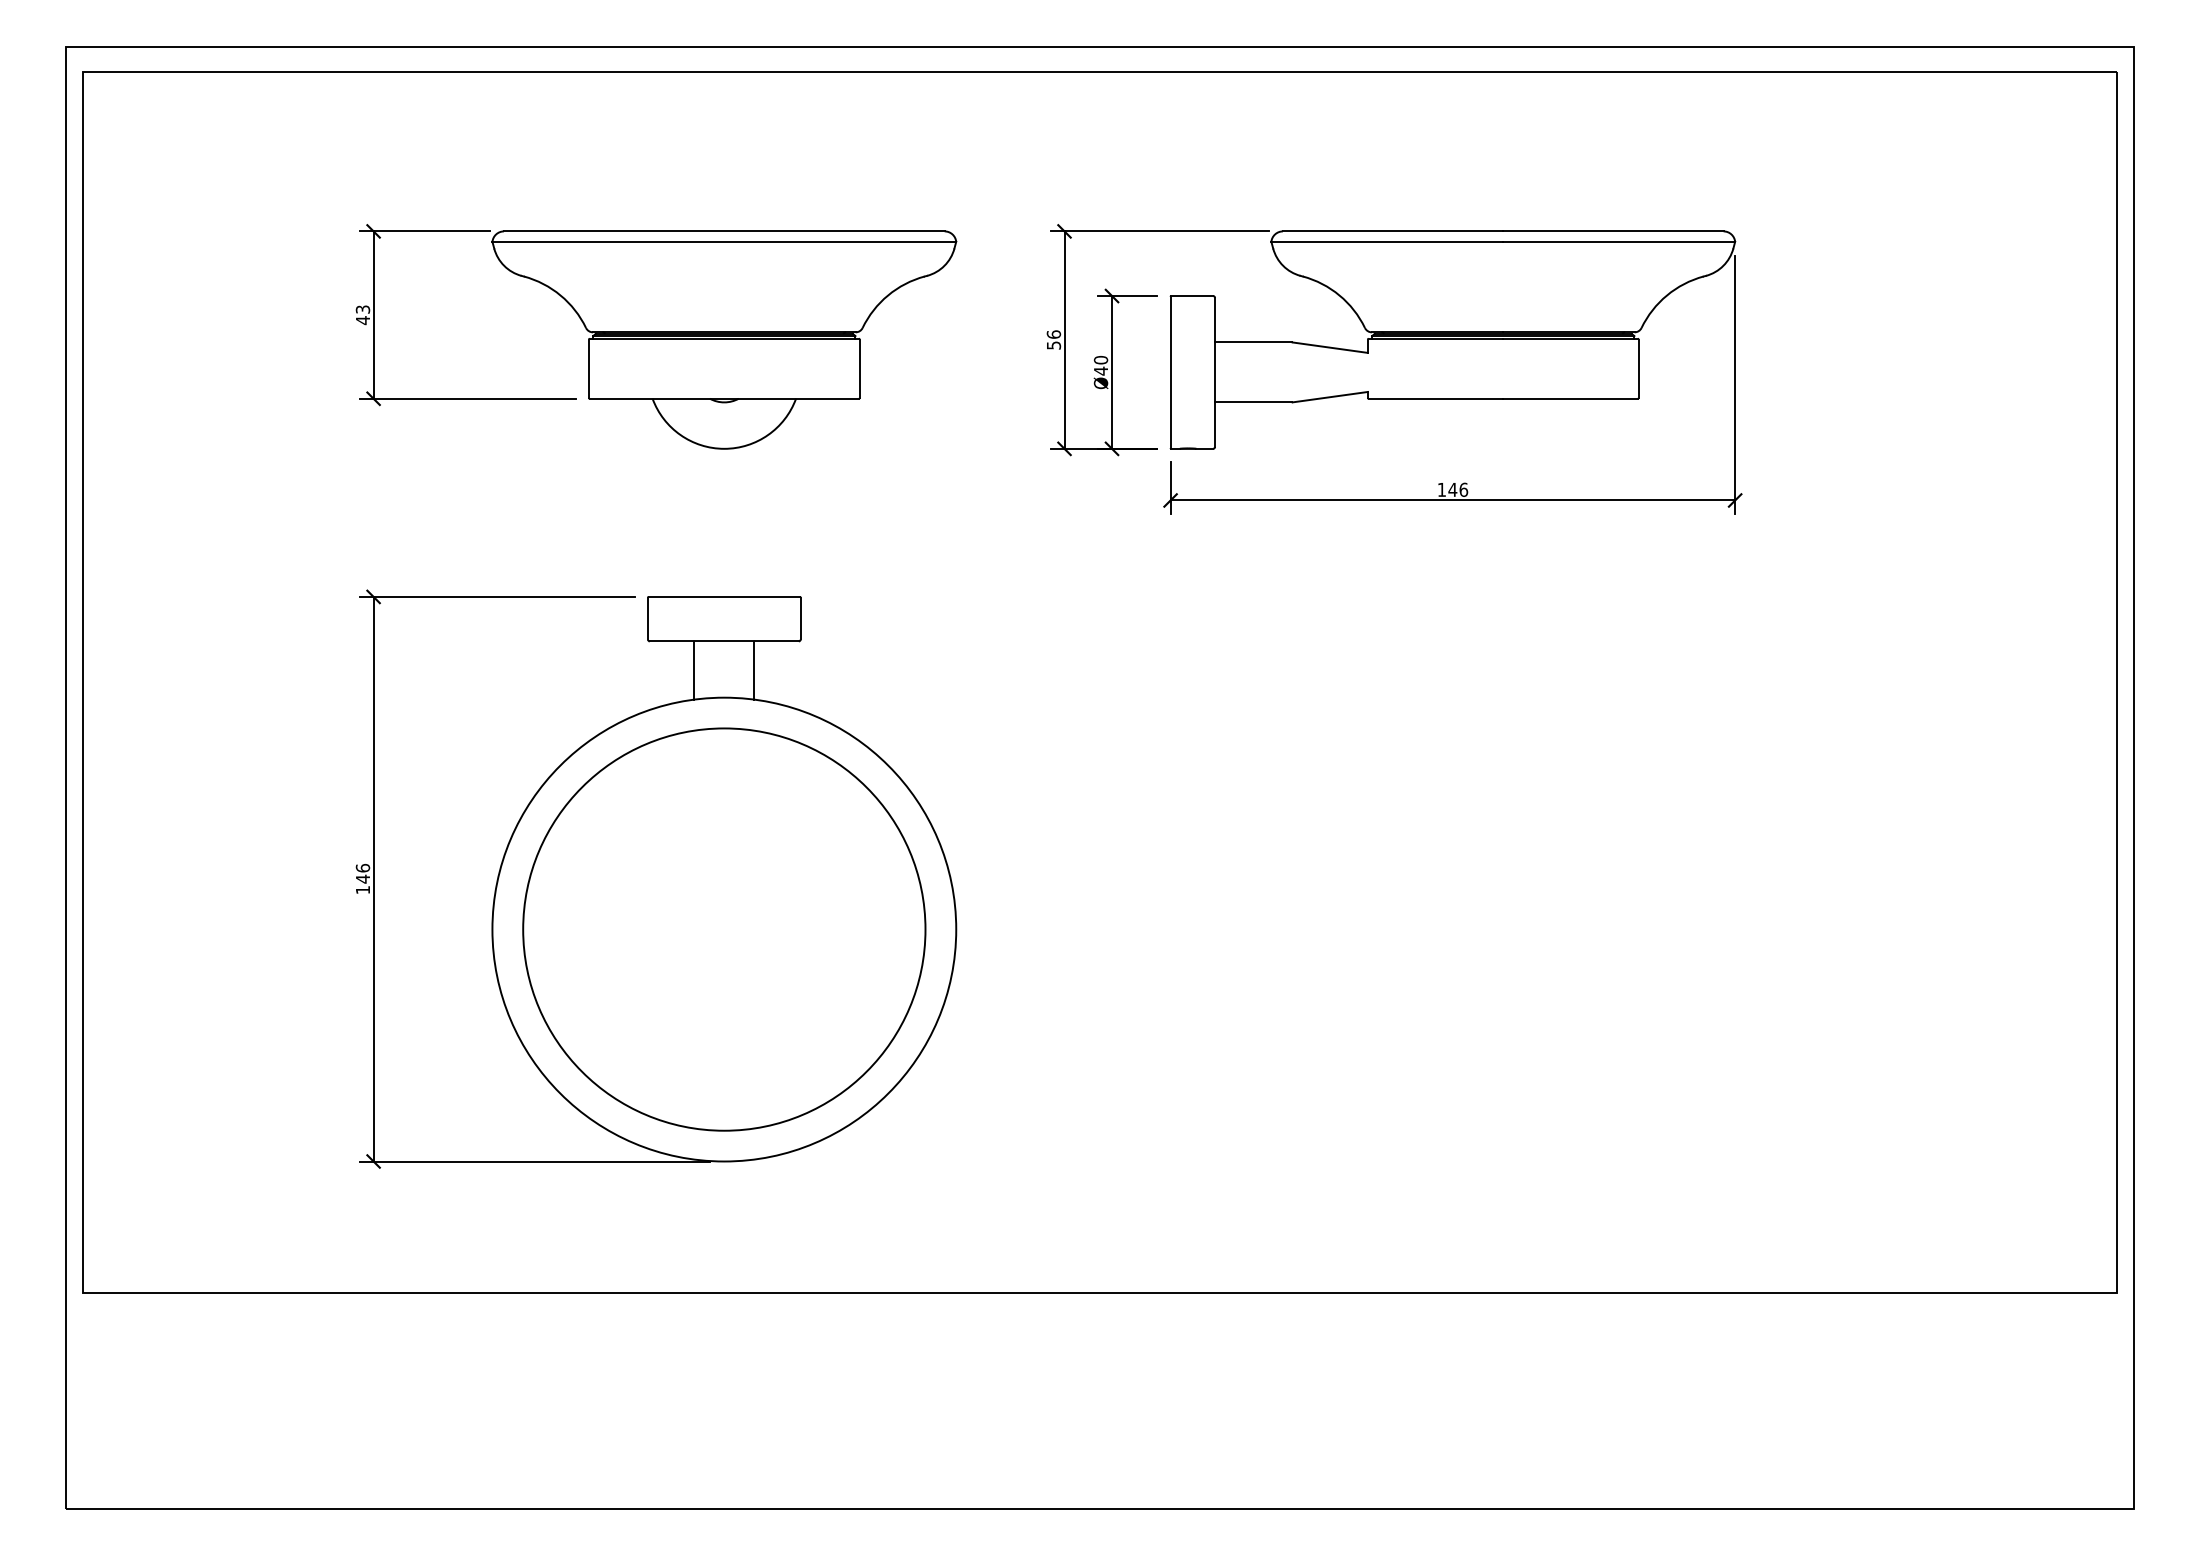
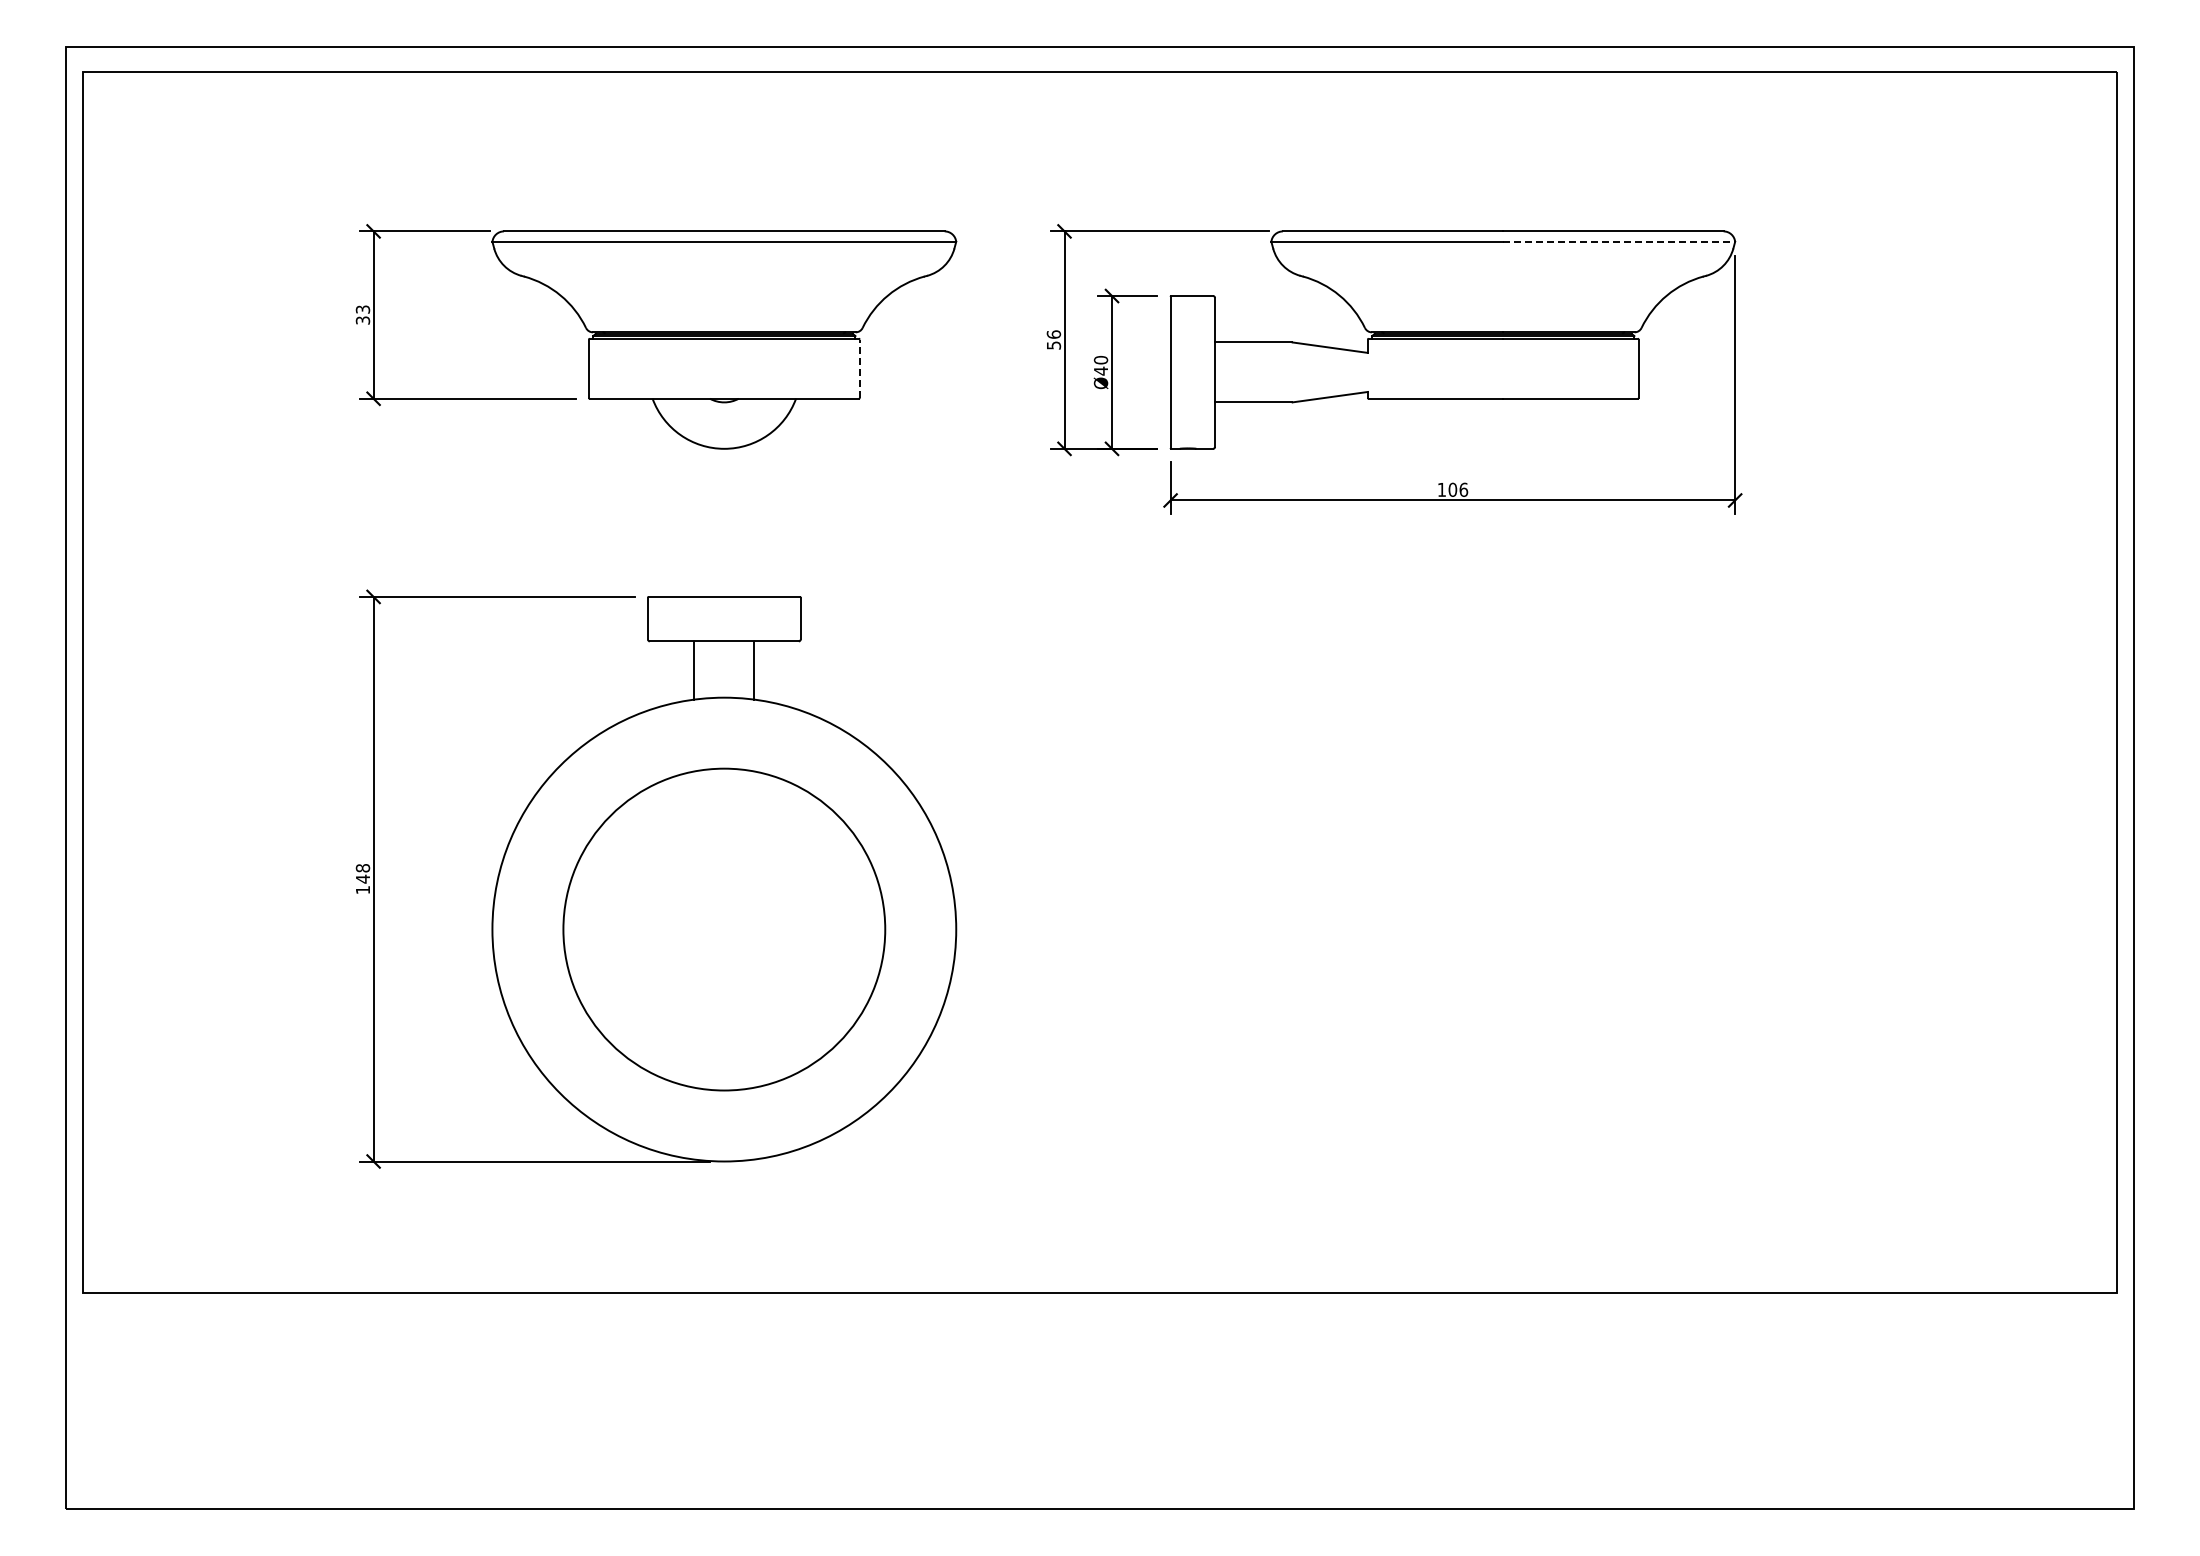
line: solid -> dashed (1619, 241)
text: 43 -> 33 (362, 320)
line: solid -> dashed (859, 368)
text: 146 -> 106 (1452, 489)
text: 146 -> 148 (362, 867)
circle diameter: 402 px -> 322 px (724, 929)
